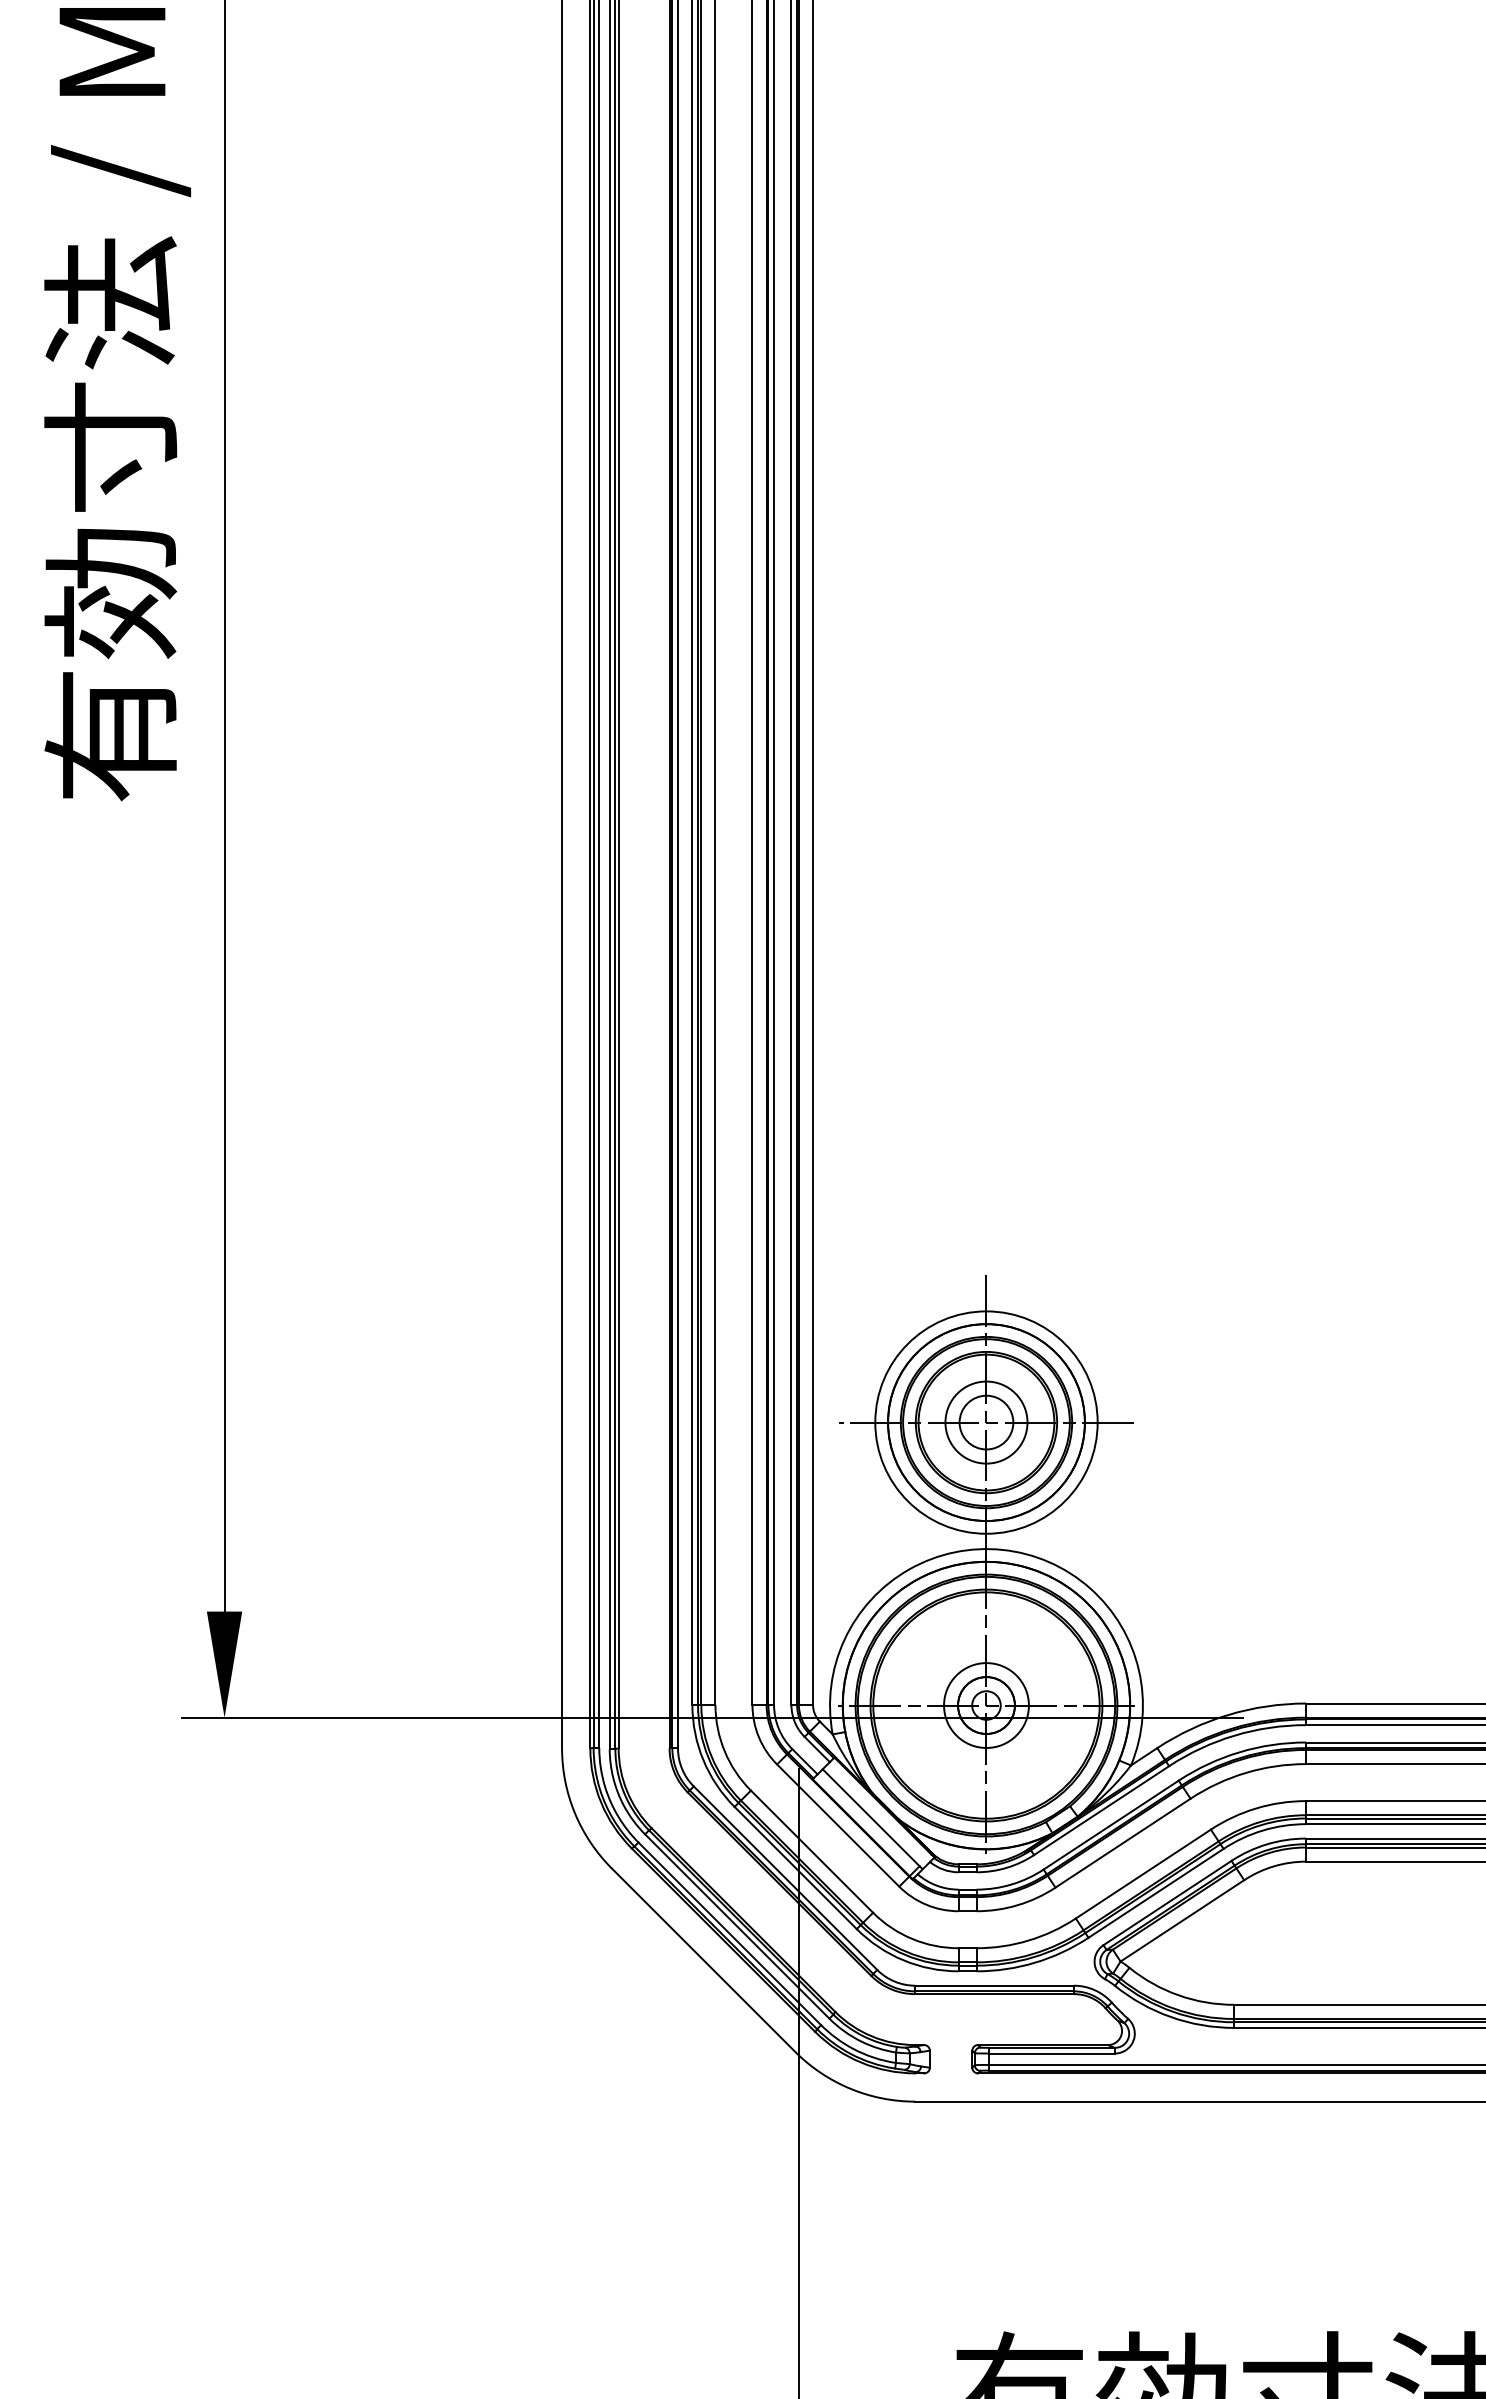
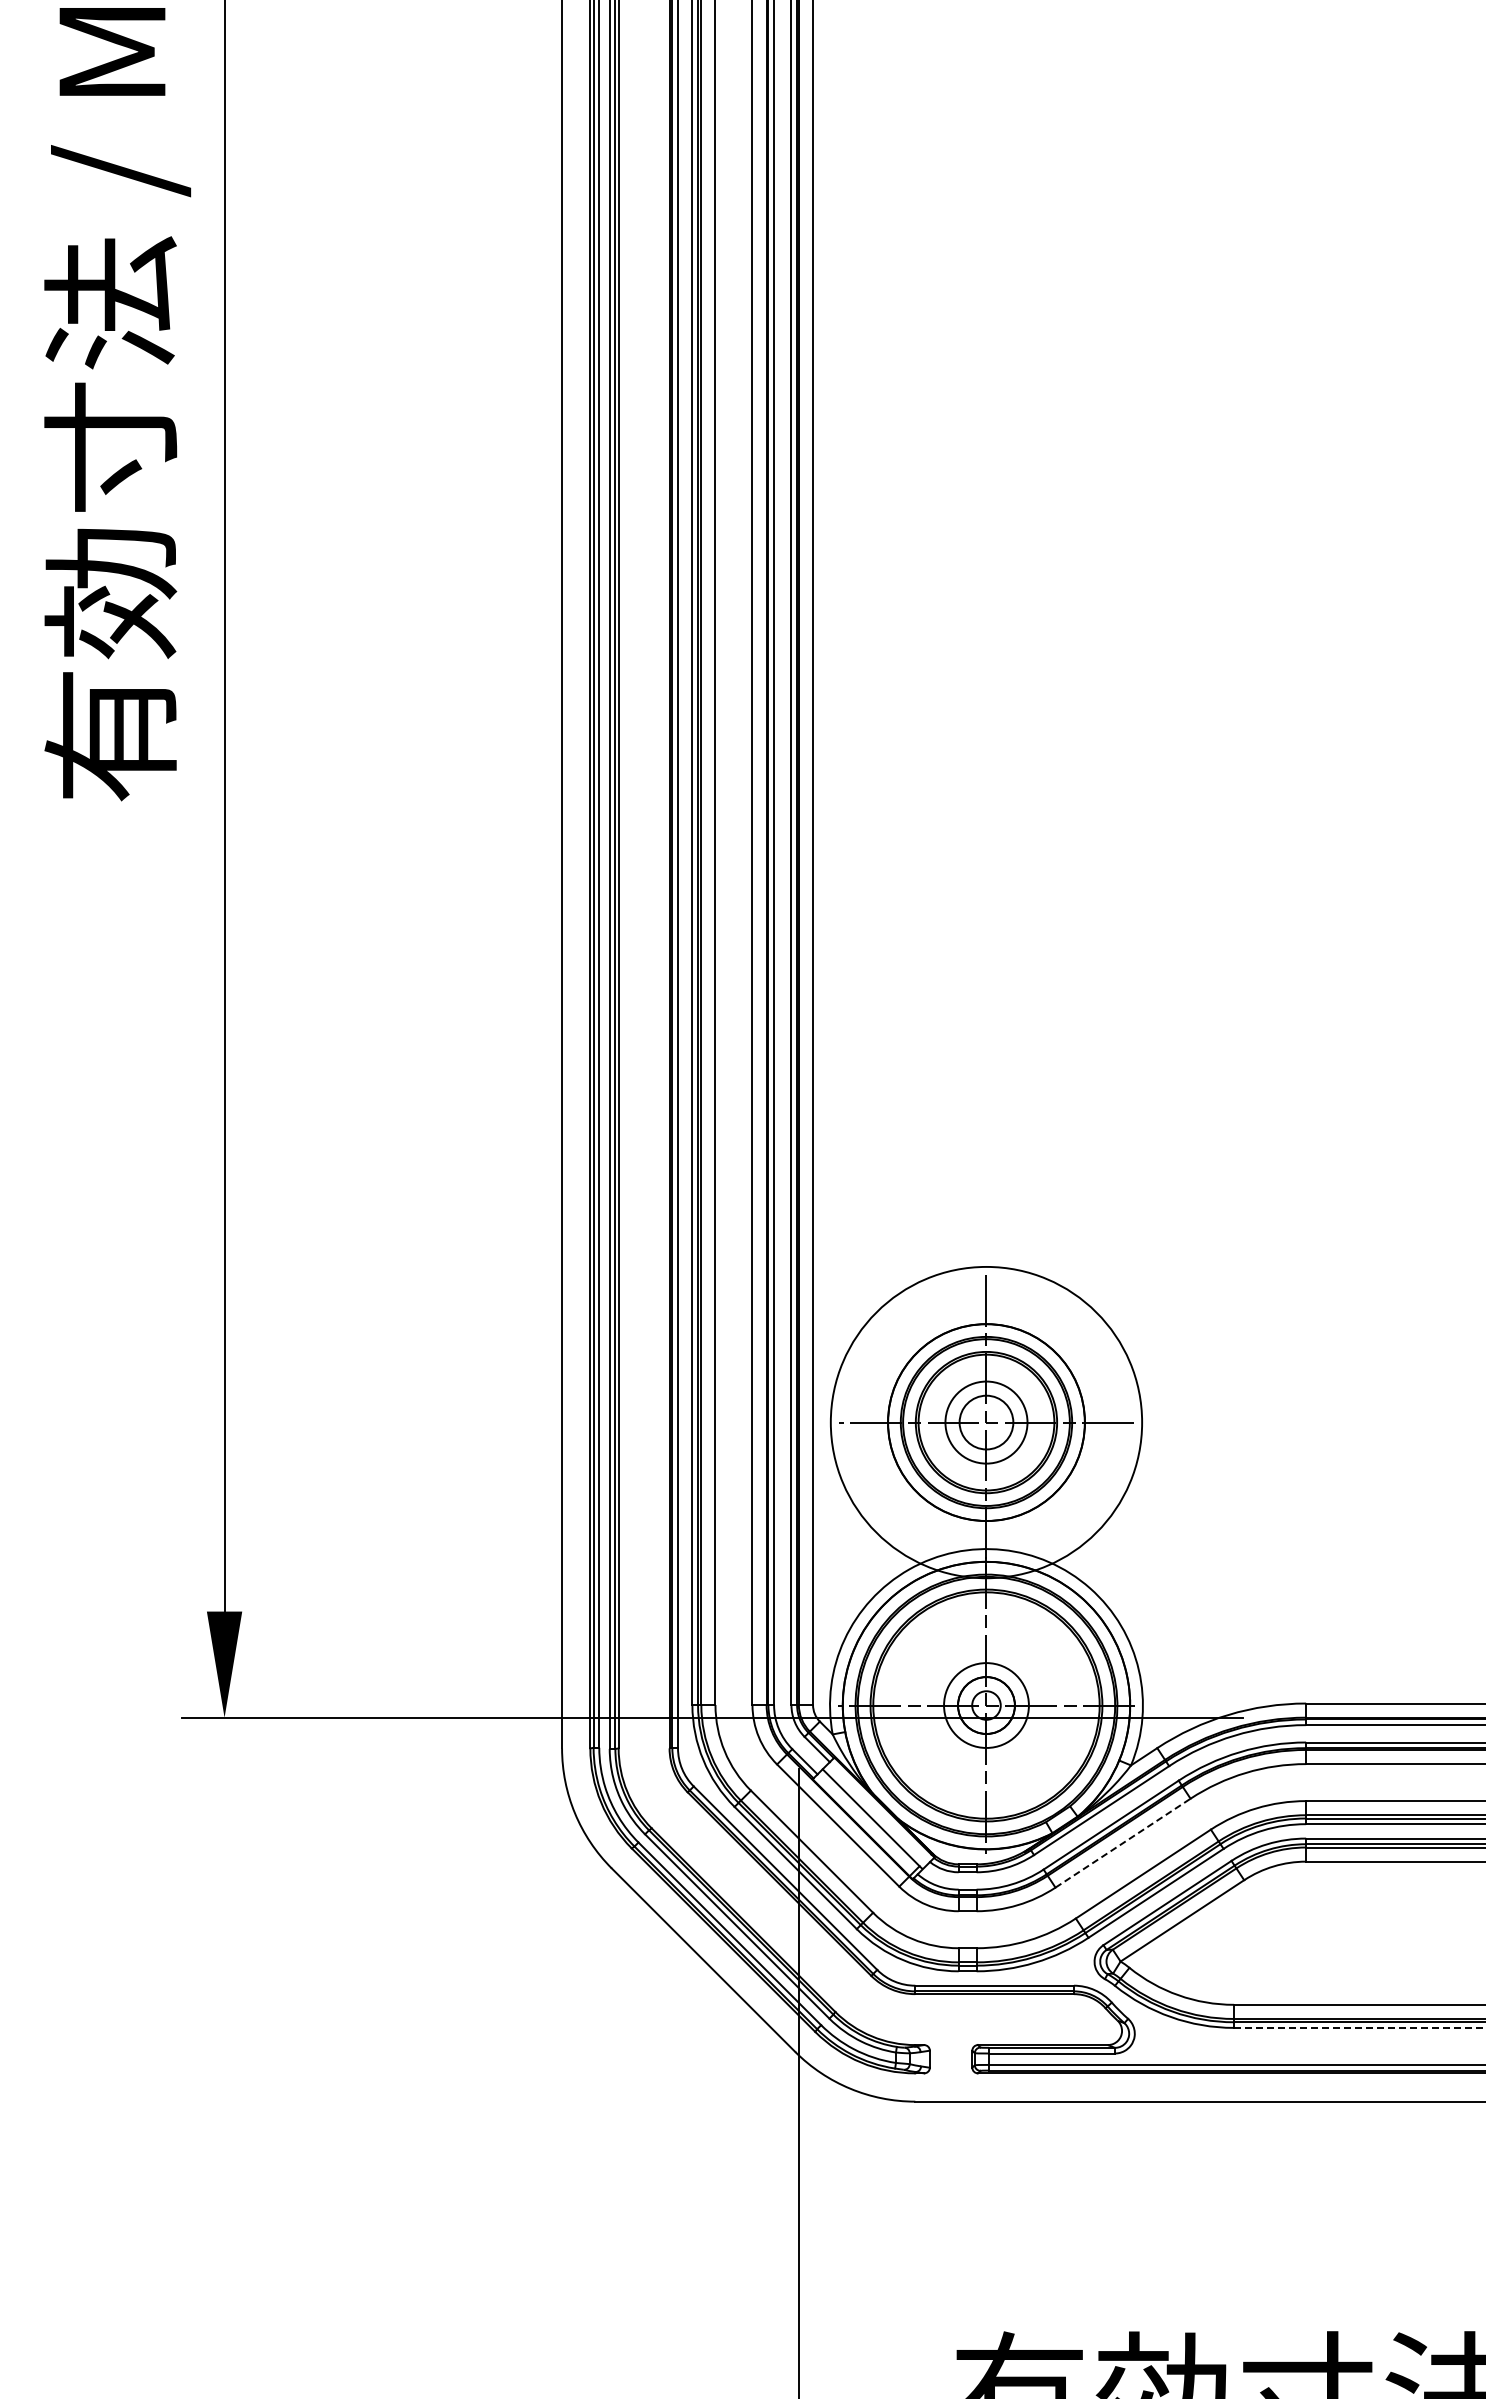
circle diameter: 222 px -> 311 px (986, 1422)
line: solid -> dashed (1123, 1843)
line: solid -> dashed (1359, 2027)
